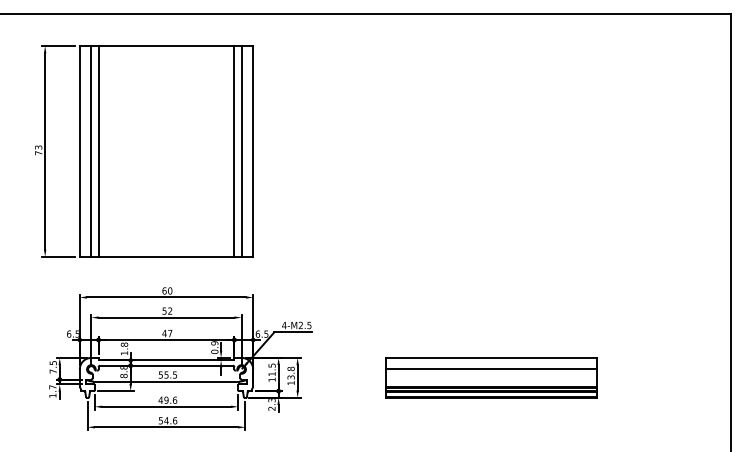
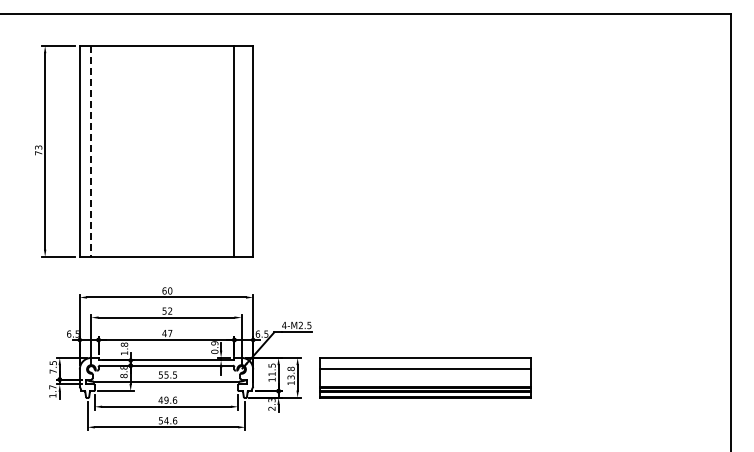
line: present -> none (98, 150)
line: present -> none (241, 150)
line: solid -> dashed (91, 151)
part position: (491, 377) -> (425, 377) (425, 377)
